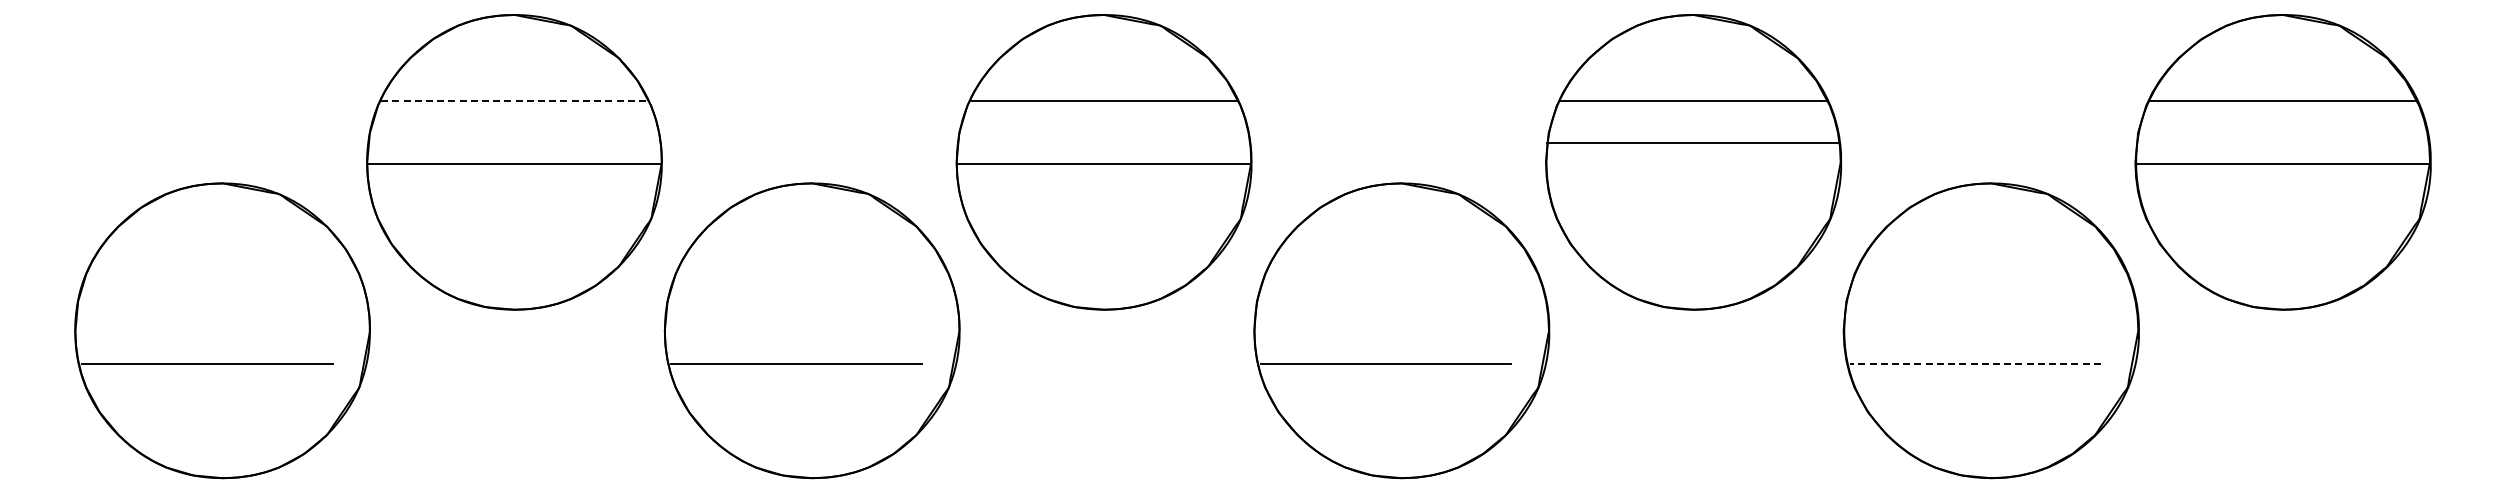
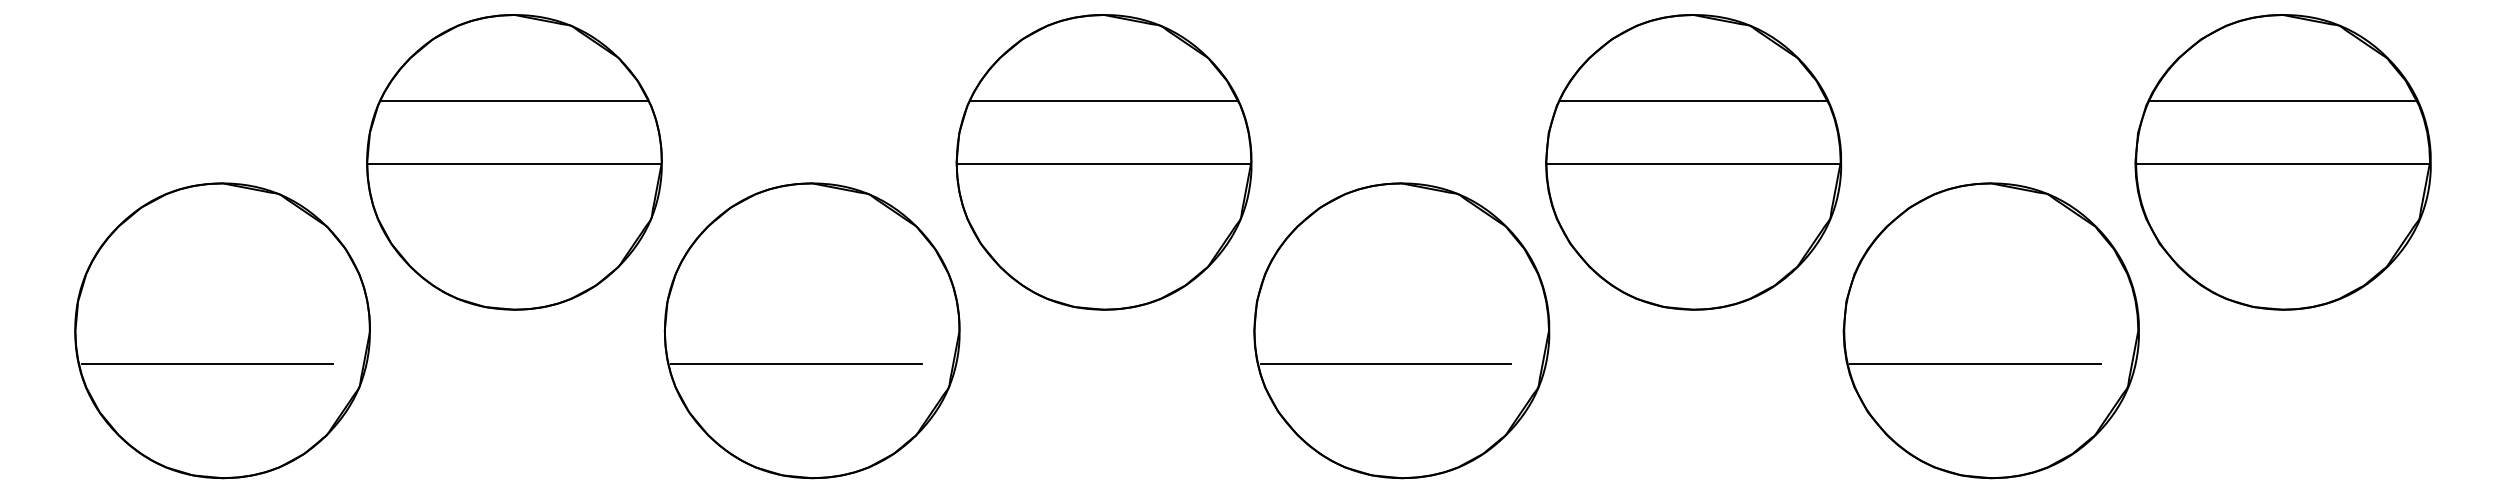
line: dashed -> solid (514, 101)
line position: (1692, 143) -> (1692, 164) (1692, 164)
line: dashed -> solid (1975, 364)
